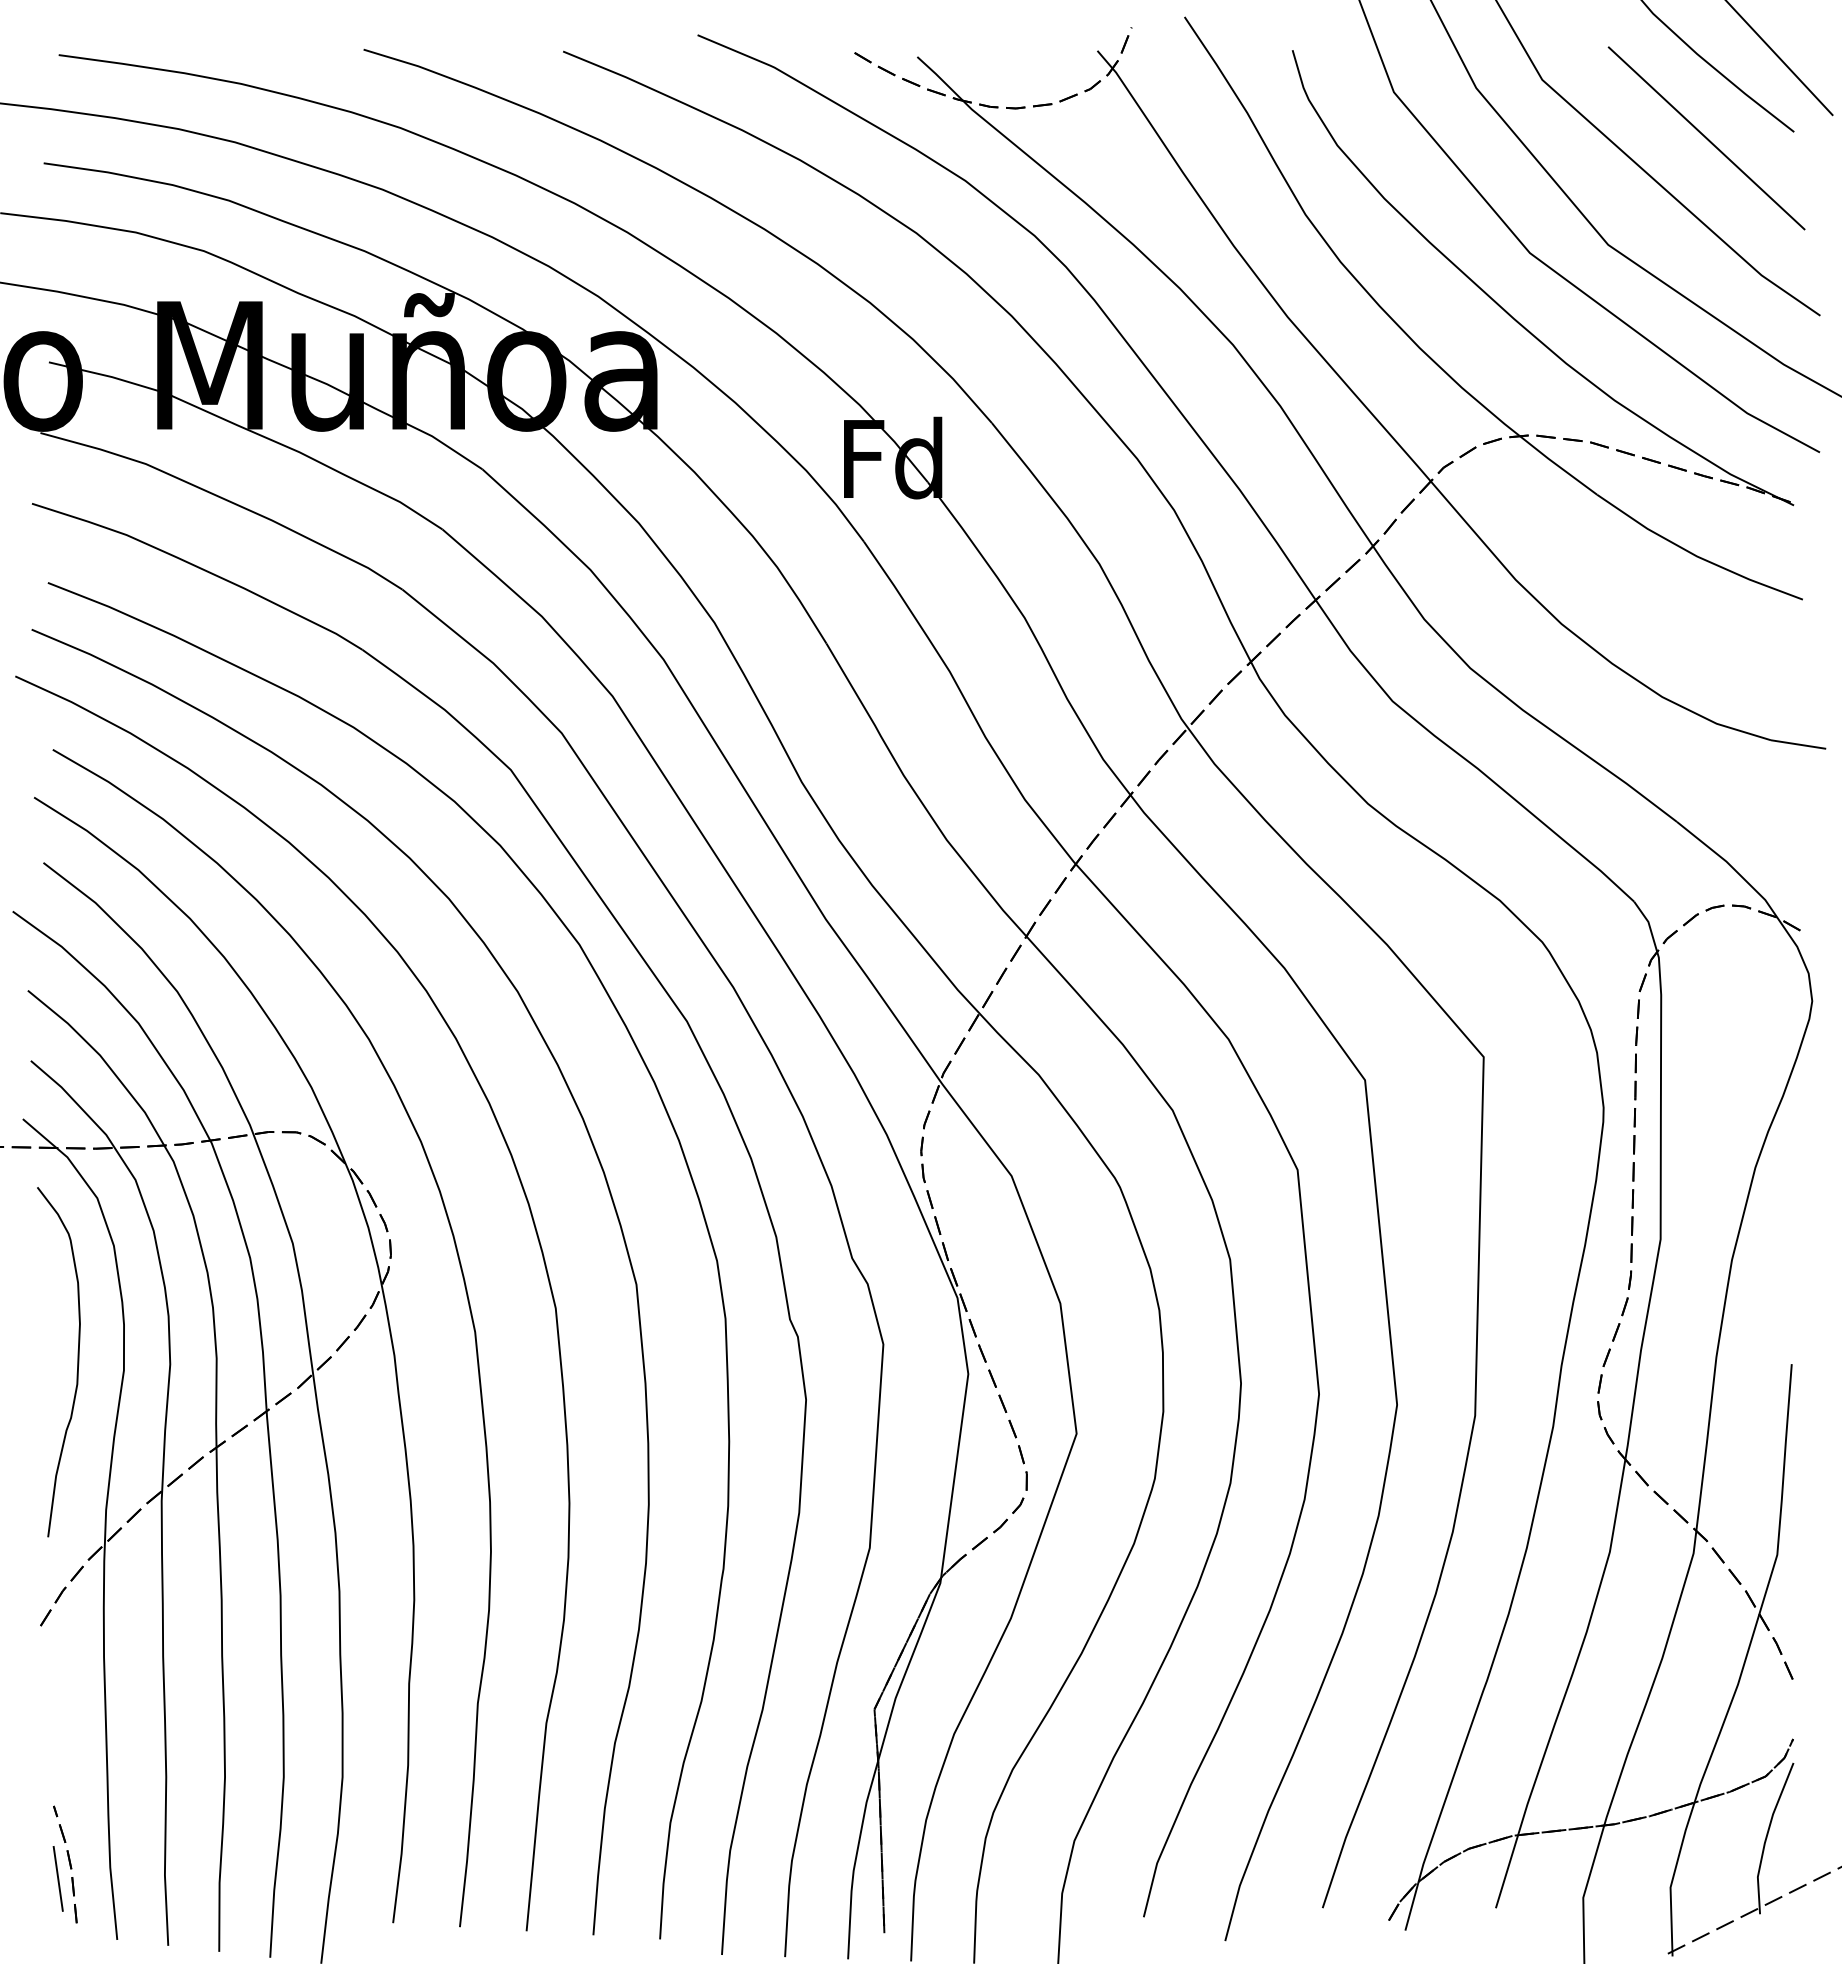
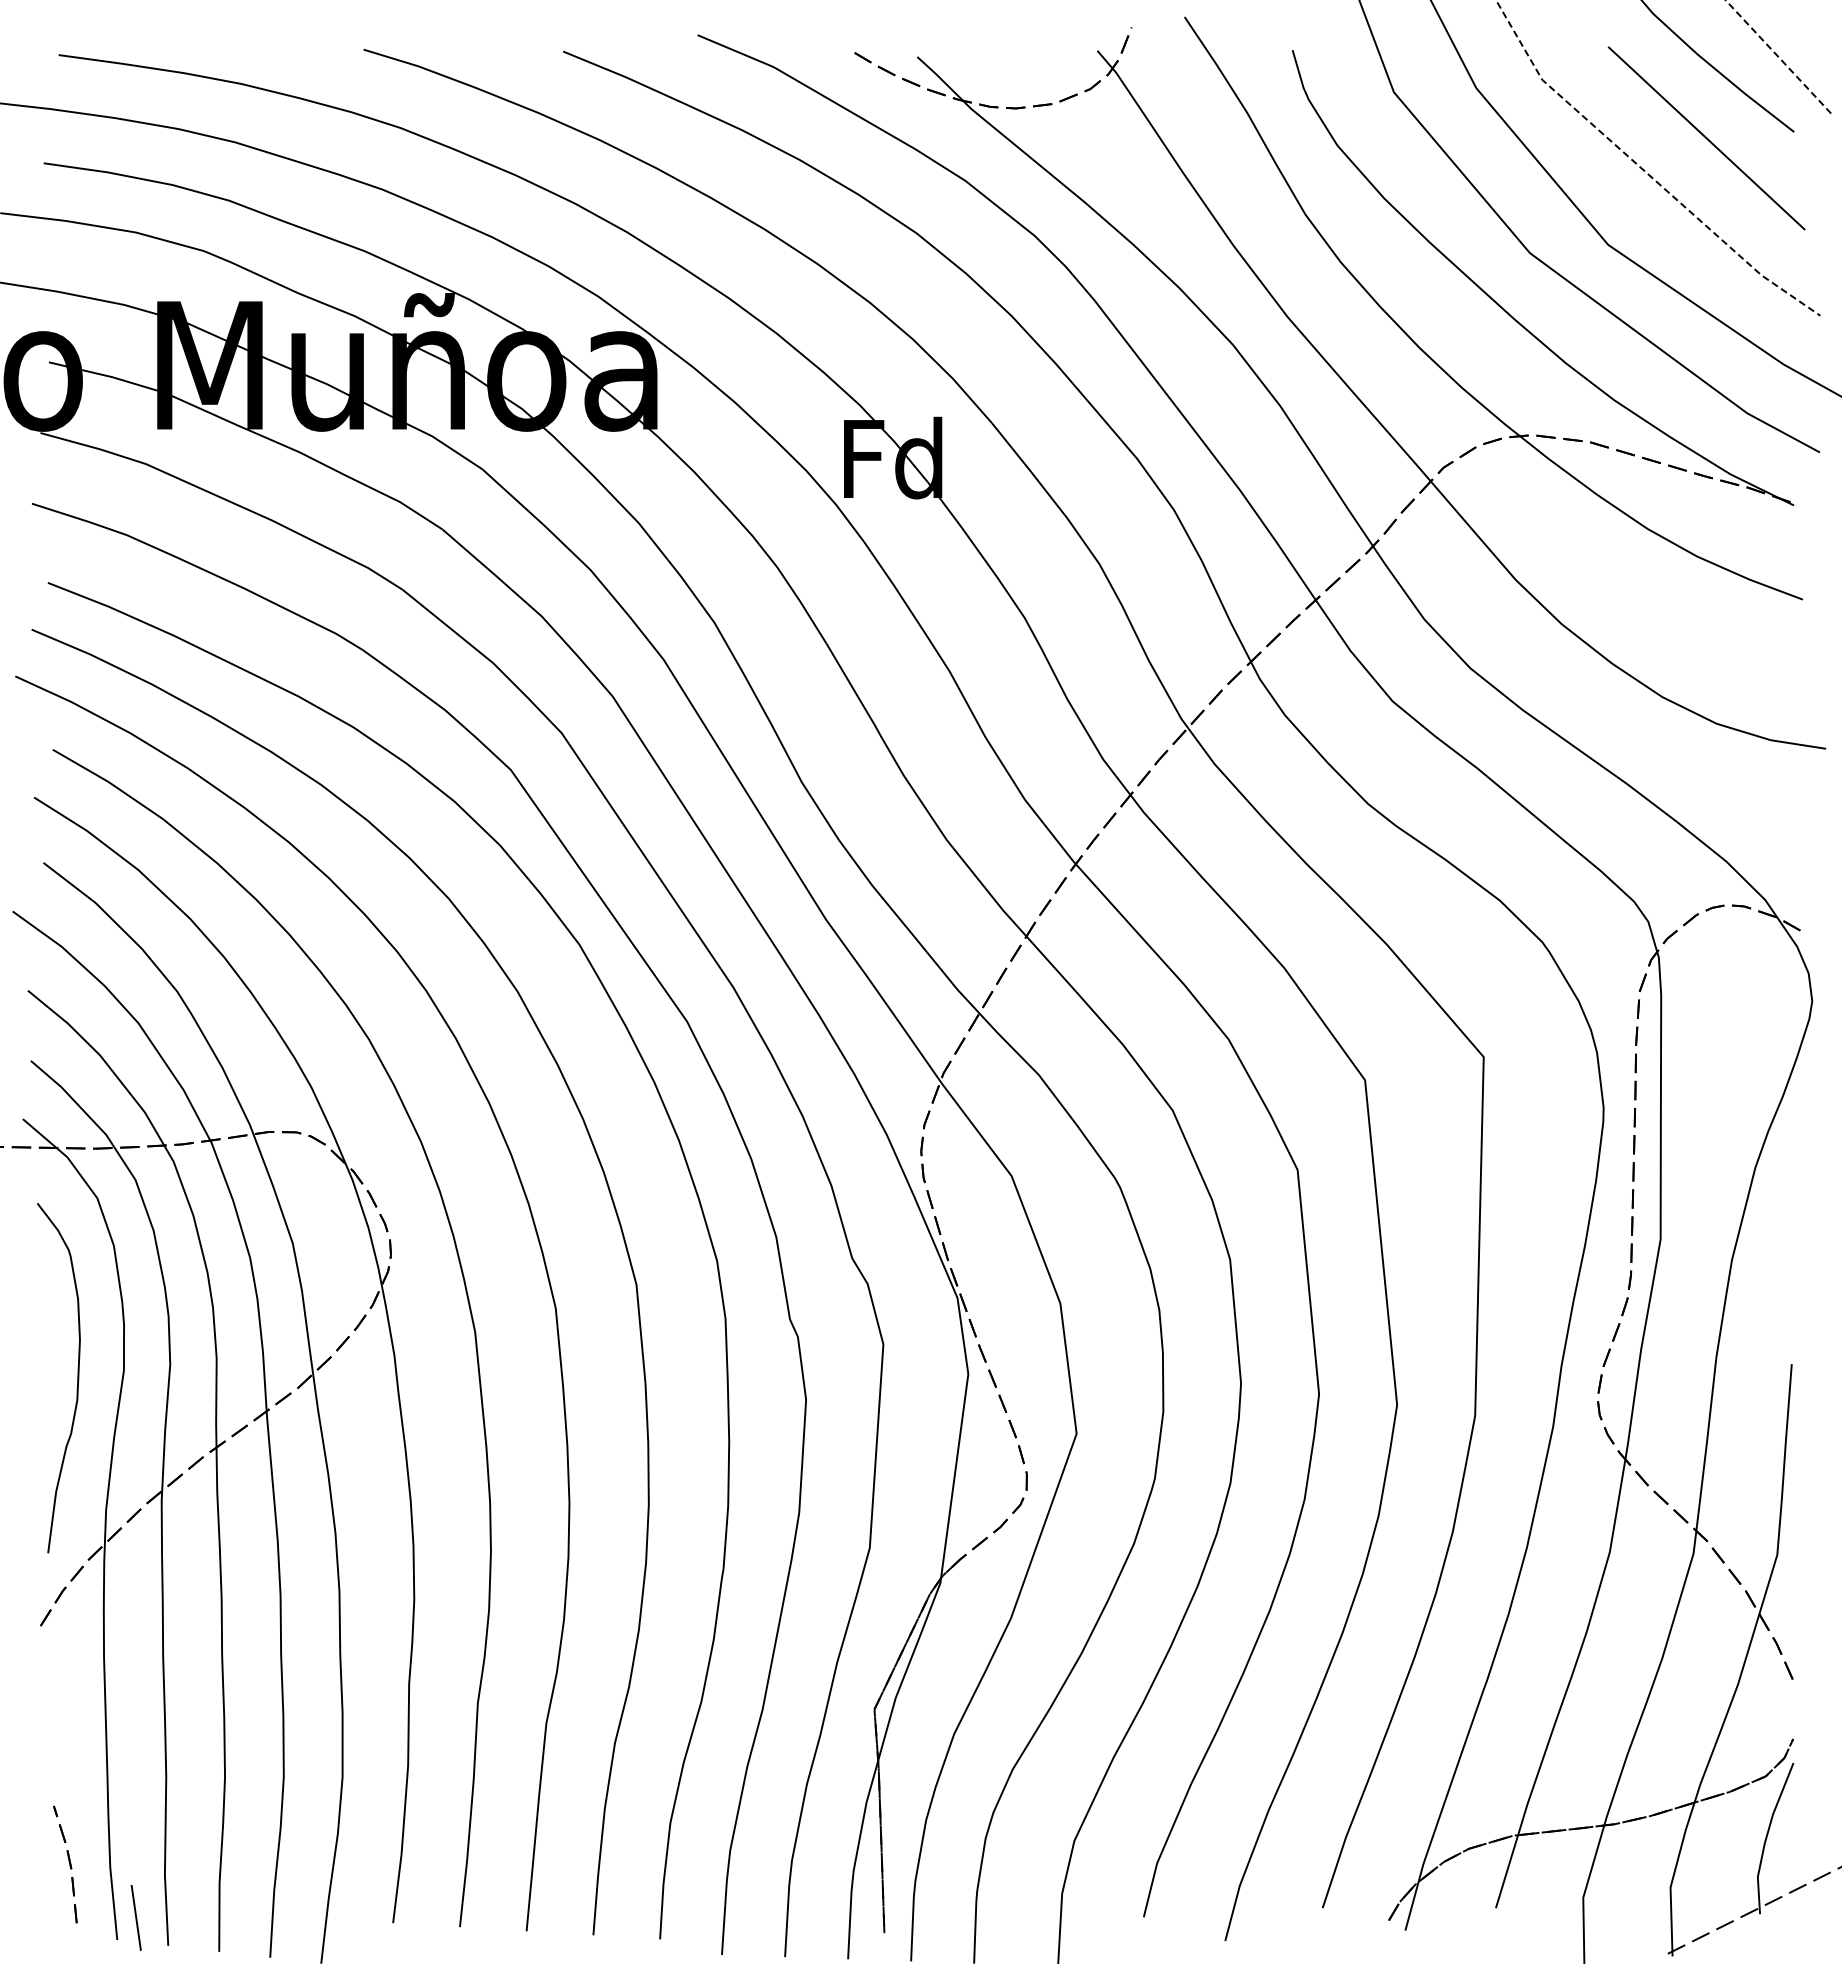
line: solid -> dashed (1779, 57)
line: solid -> dashed (1644, 170)
curve position: (77, 1362) -> (77, 1378) (77, 1378)
line position: (57, 1878) -> (135, 1917) (135, 1917)
